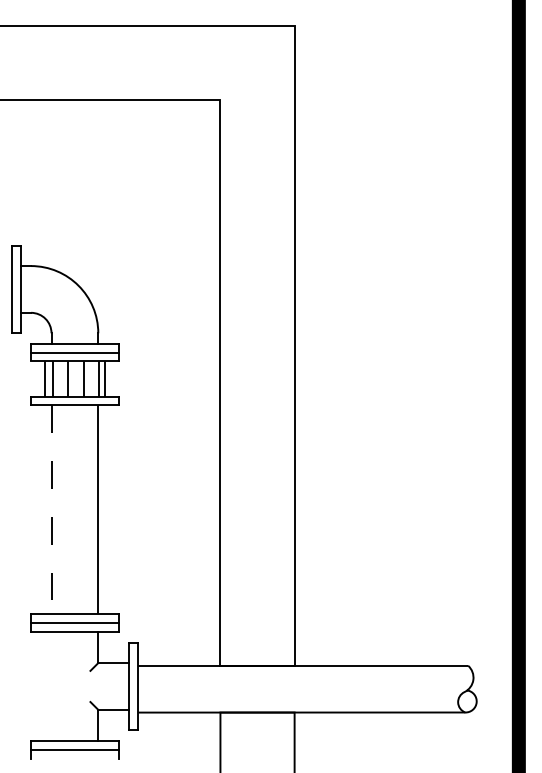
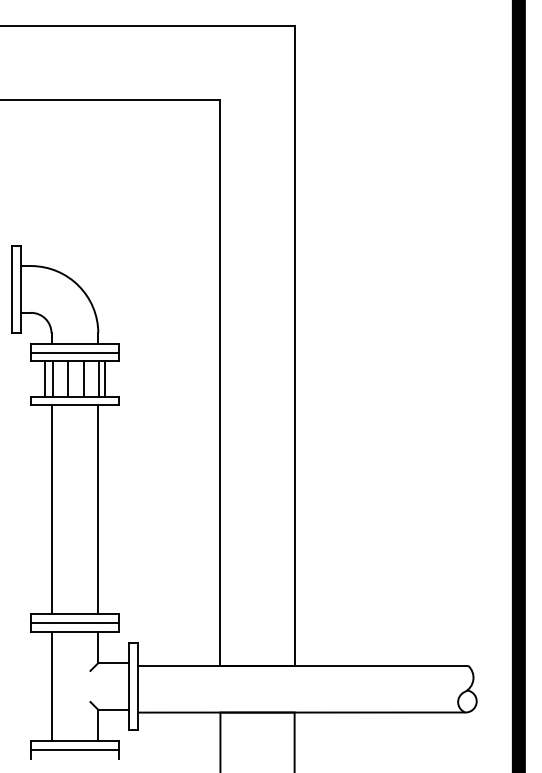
line: dashed -> solid (51, 509)
line: none -> present (51, 686)
